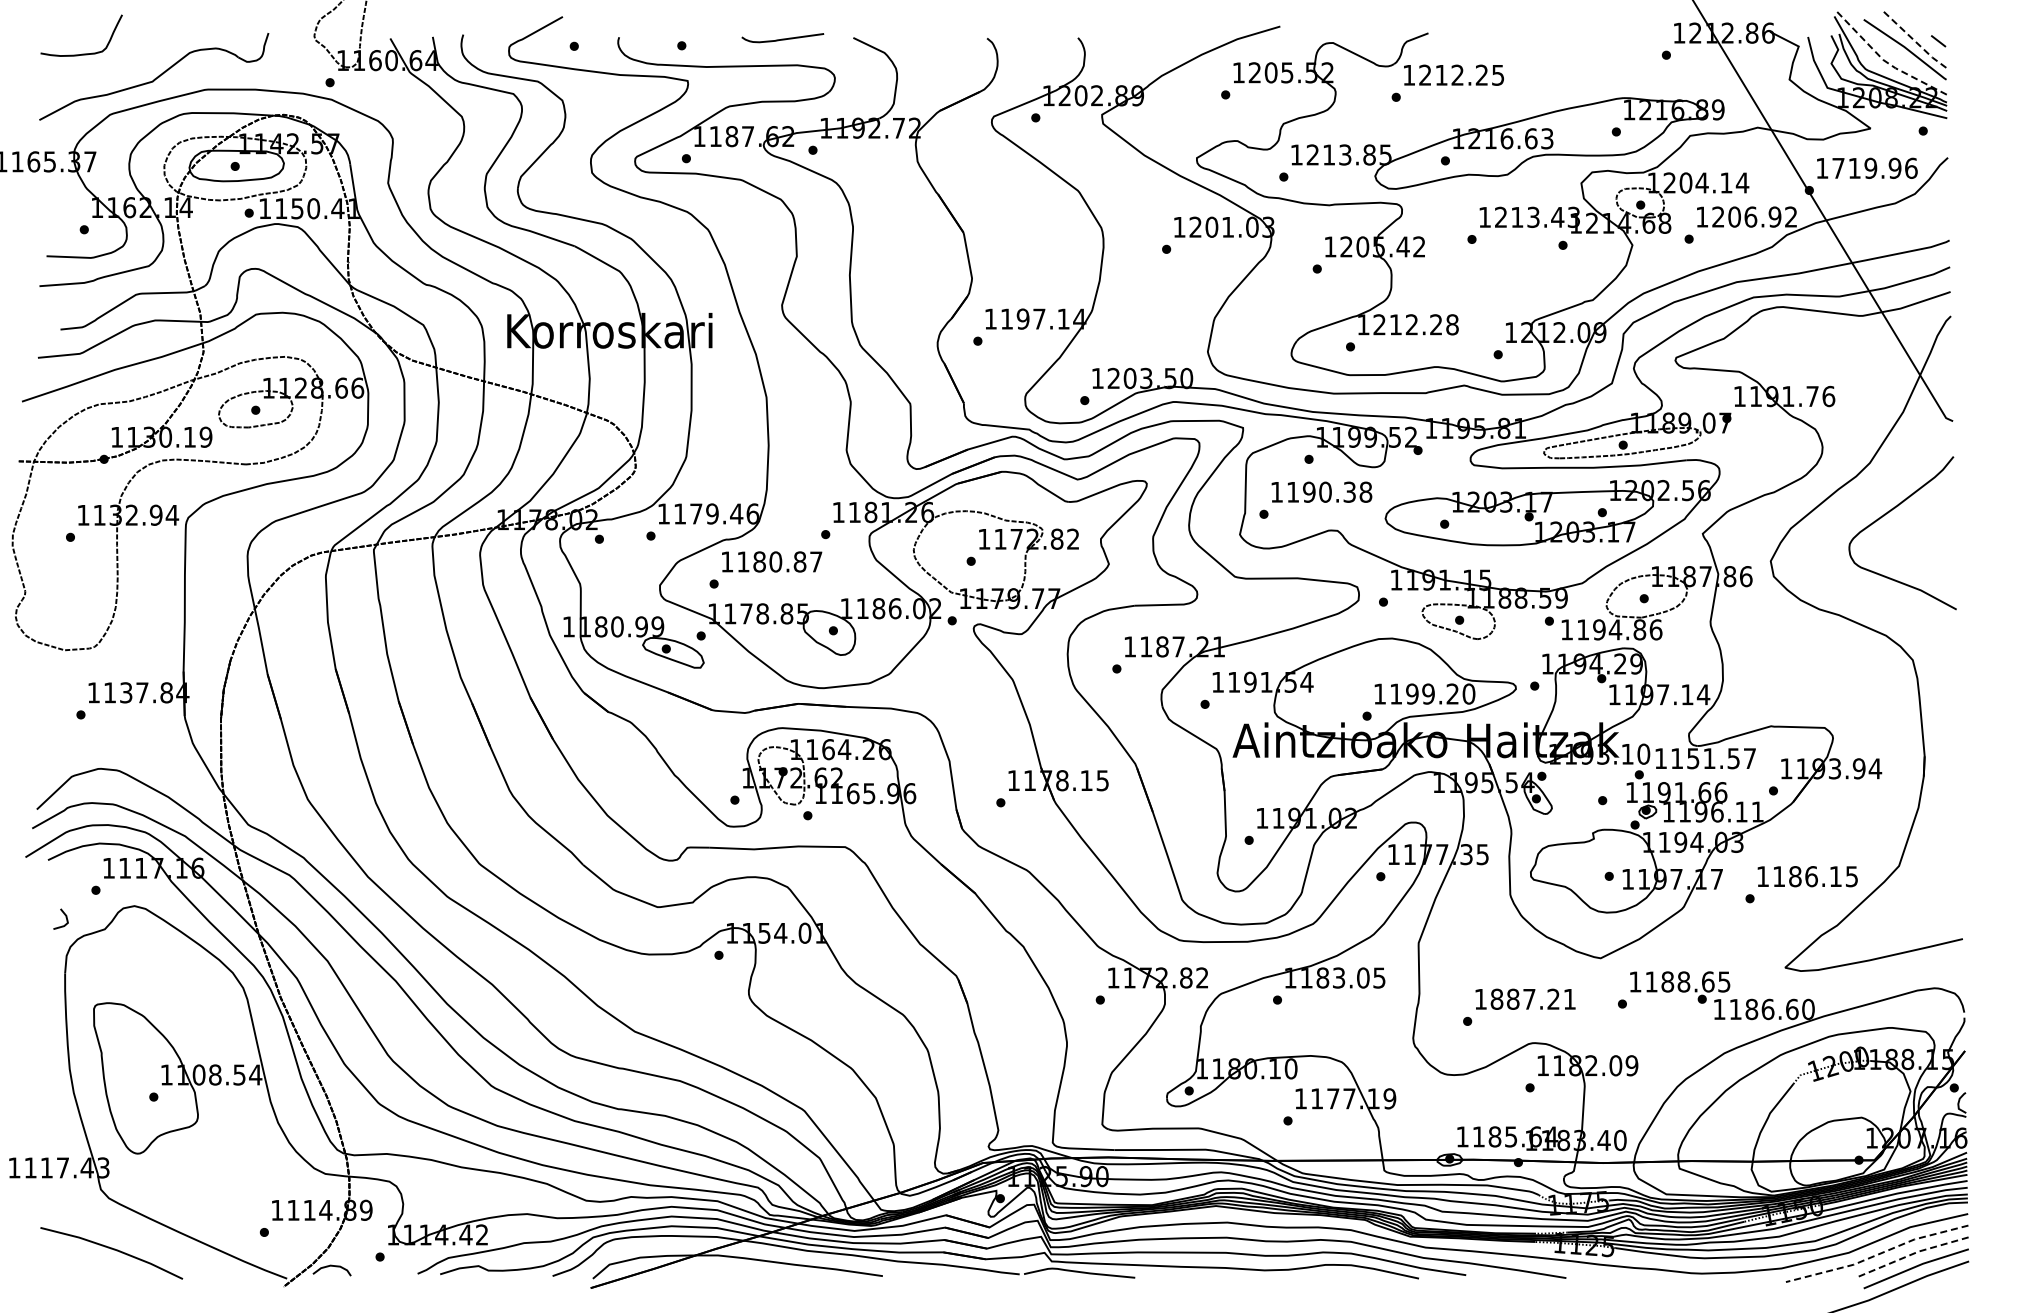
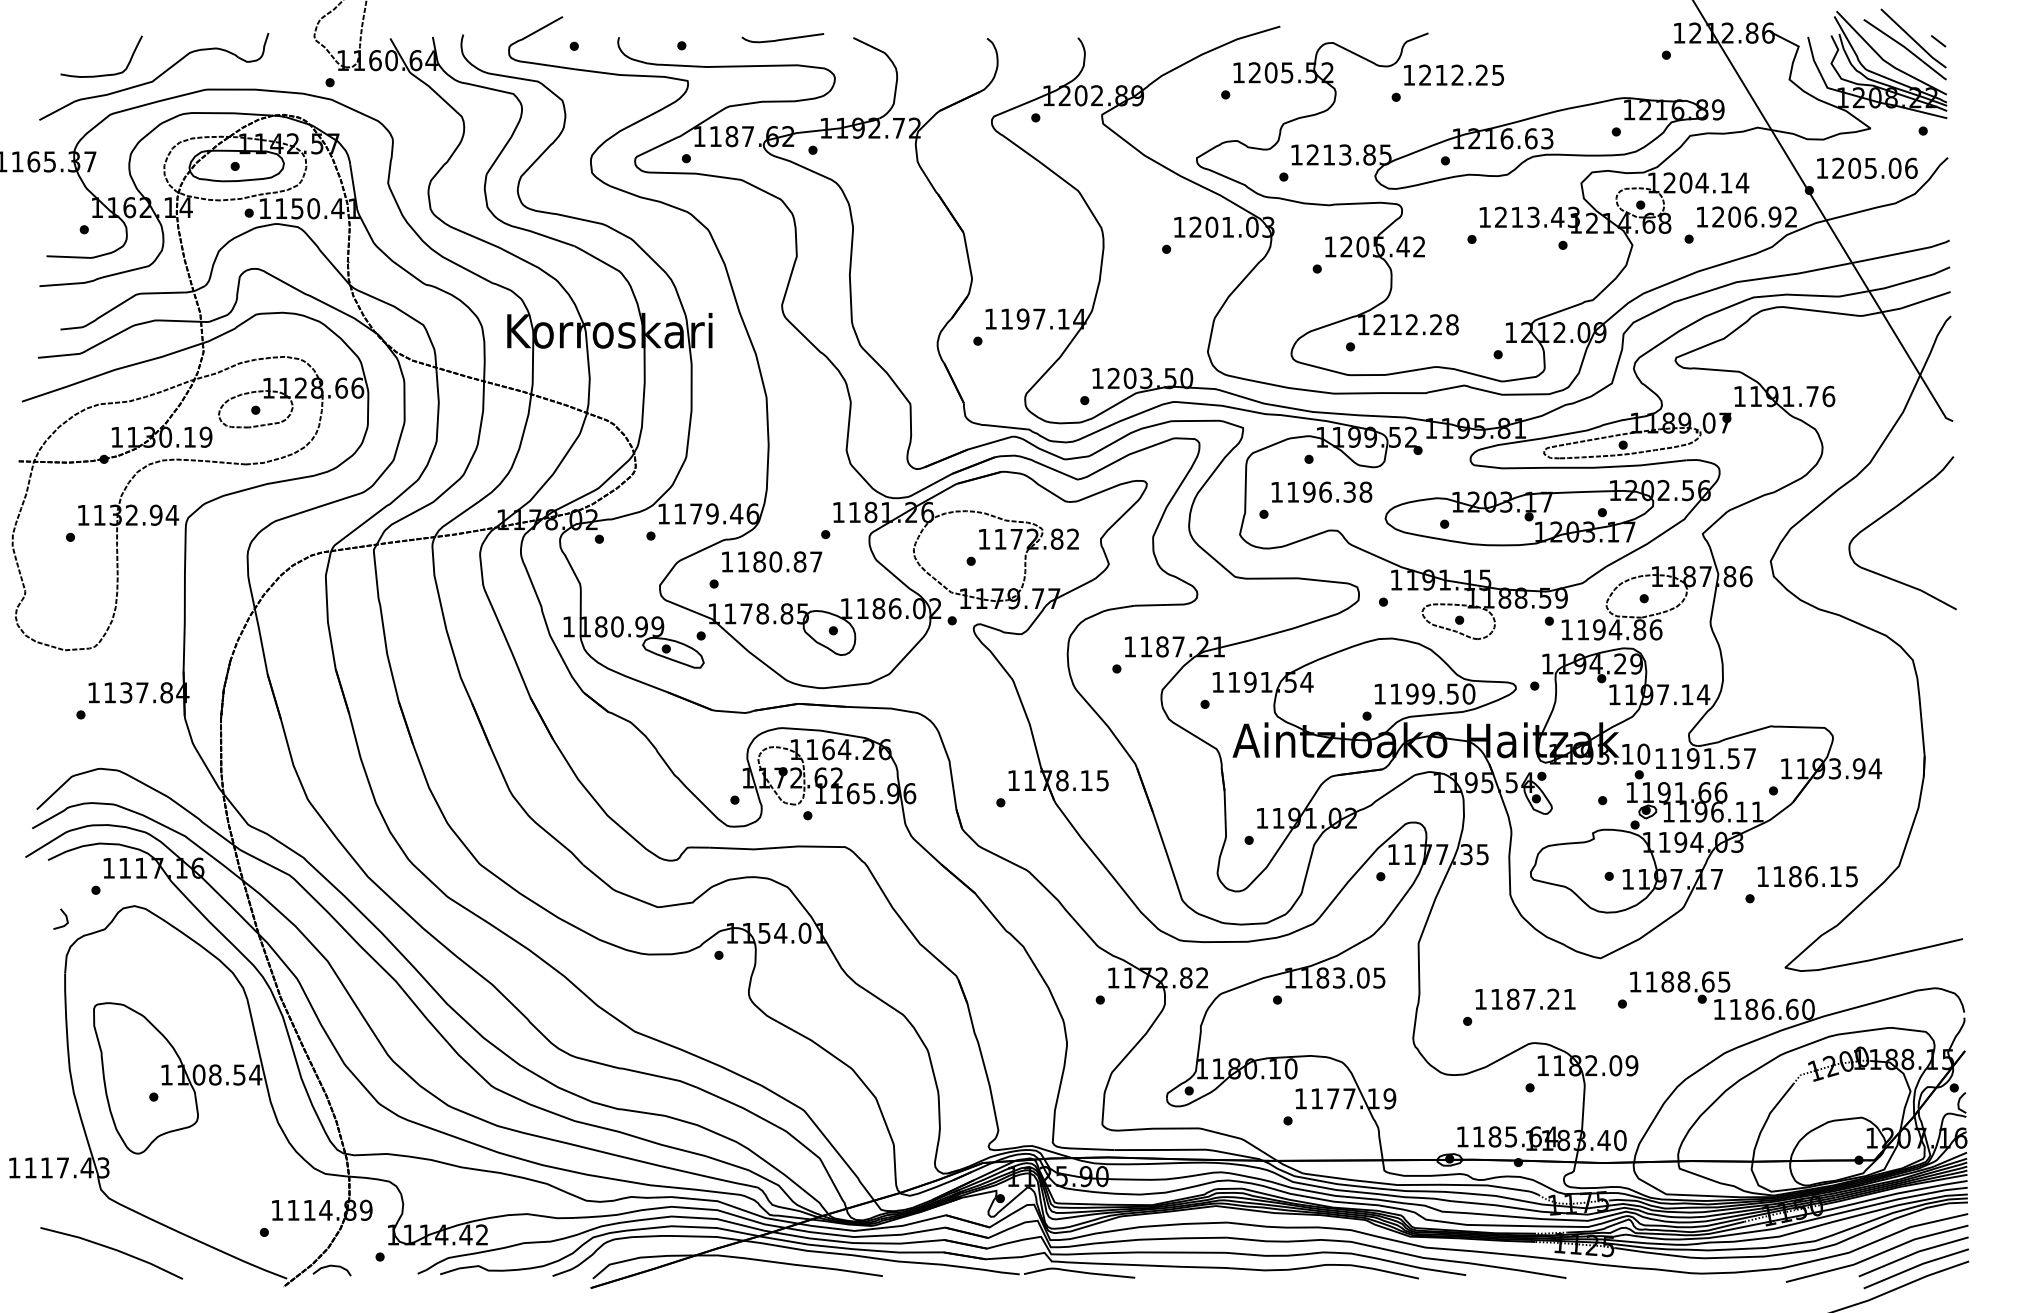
line: dashed -> solid (1913, 39)
curve position: (82, 53) -> (102, 74) (102, 74)
line: dashed -> solid (1884, 61)
text: 1719.96 -> 1205.06 (1866, 167)
text: 1190.38 -> 1196.38 (1325, 491)
text: 1199.20 -> 1199.50 (1452, 693)
text: 1151.57 -> 1191.57 (1693, 758)
text: 1887.21 -> 1187.21 (1496, 998)
line: dashed -> solid (1912, 1254)
line: dashed -> solid (1876, 1255)
